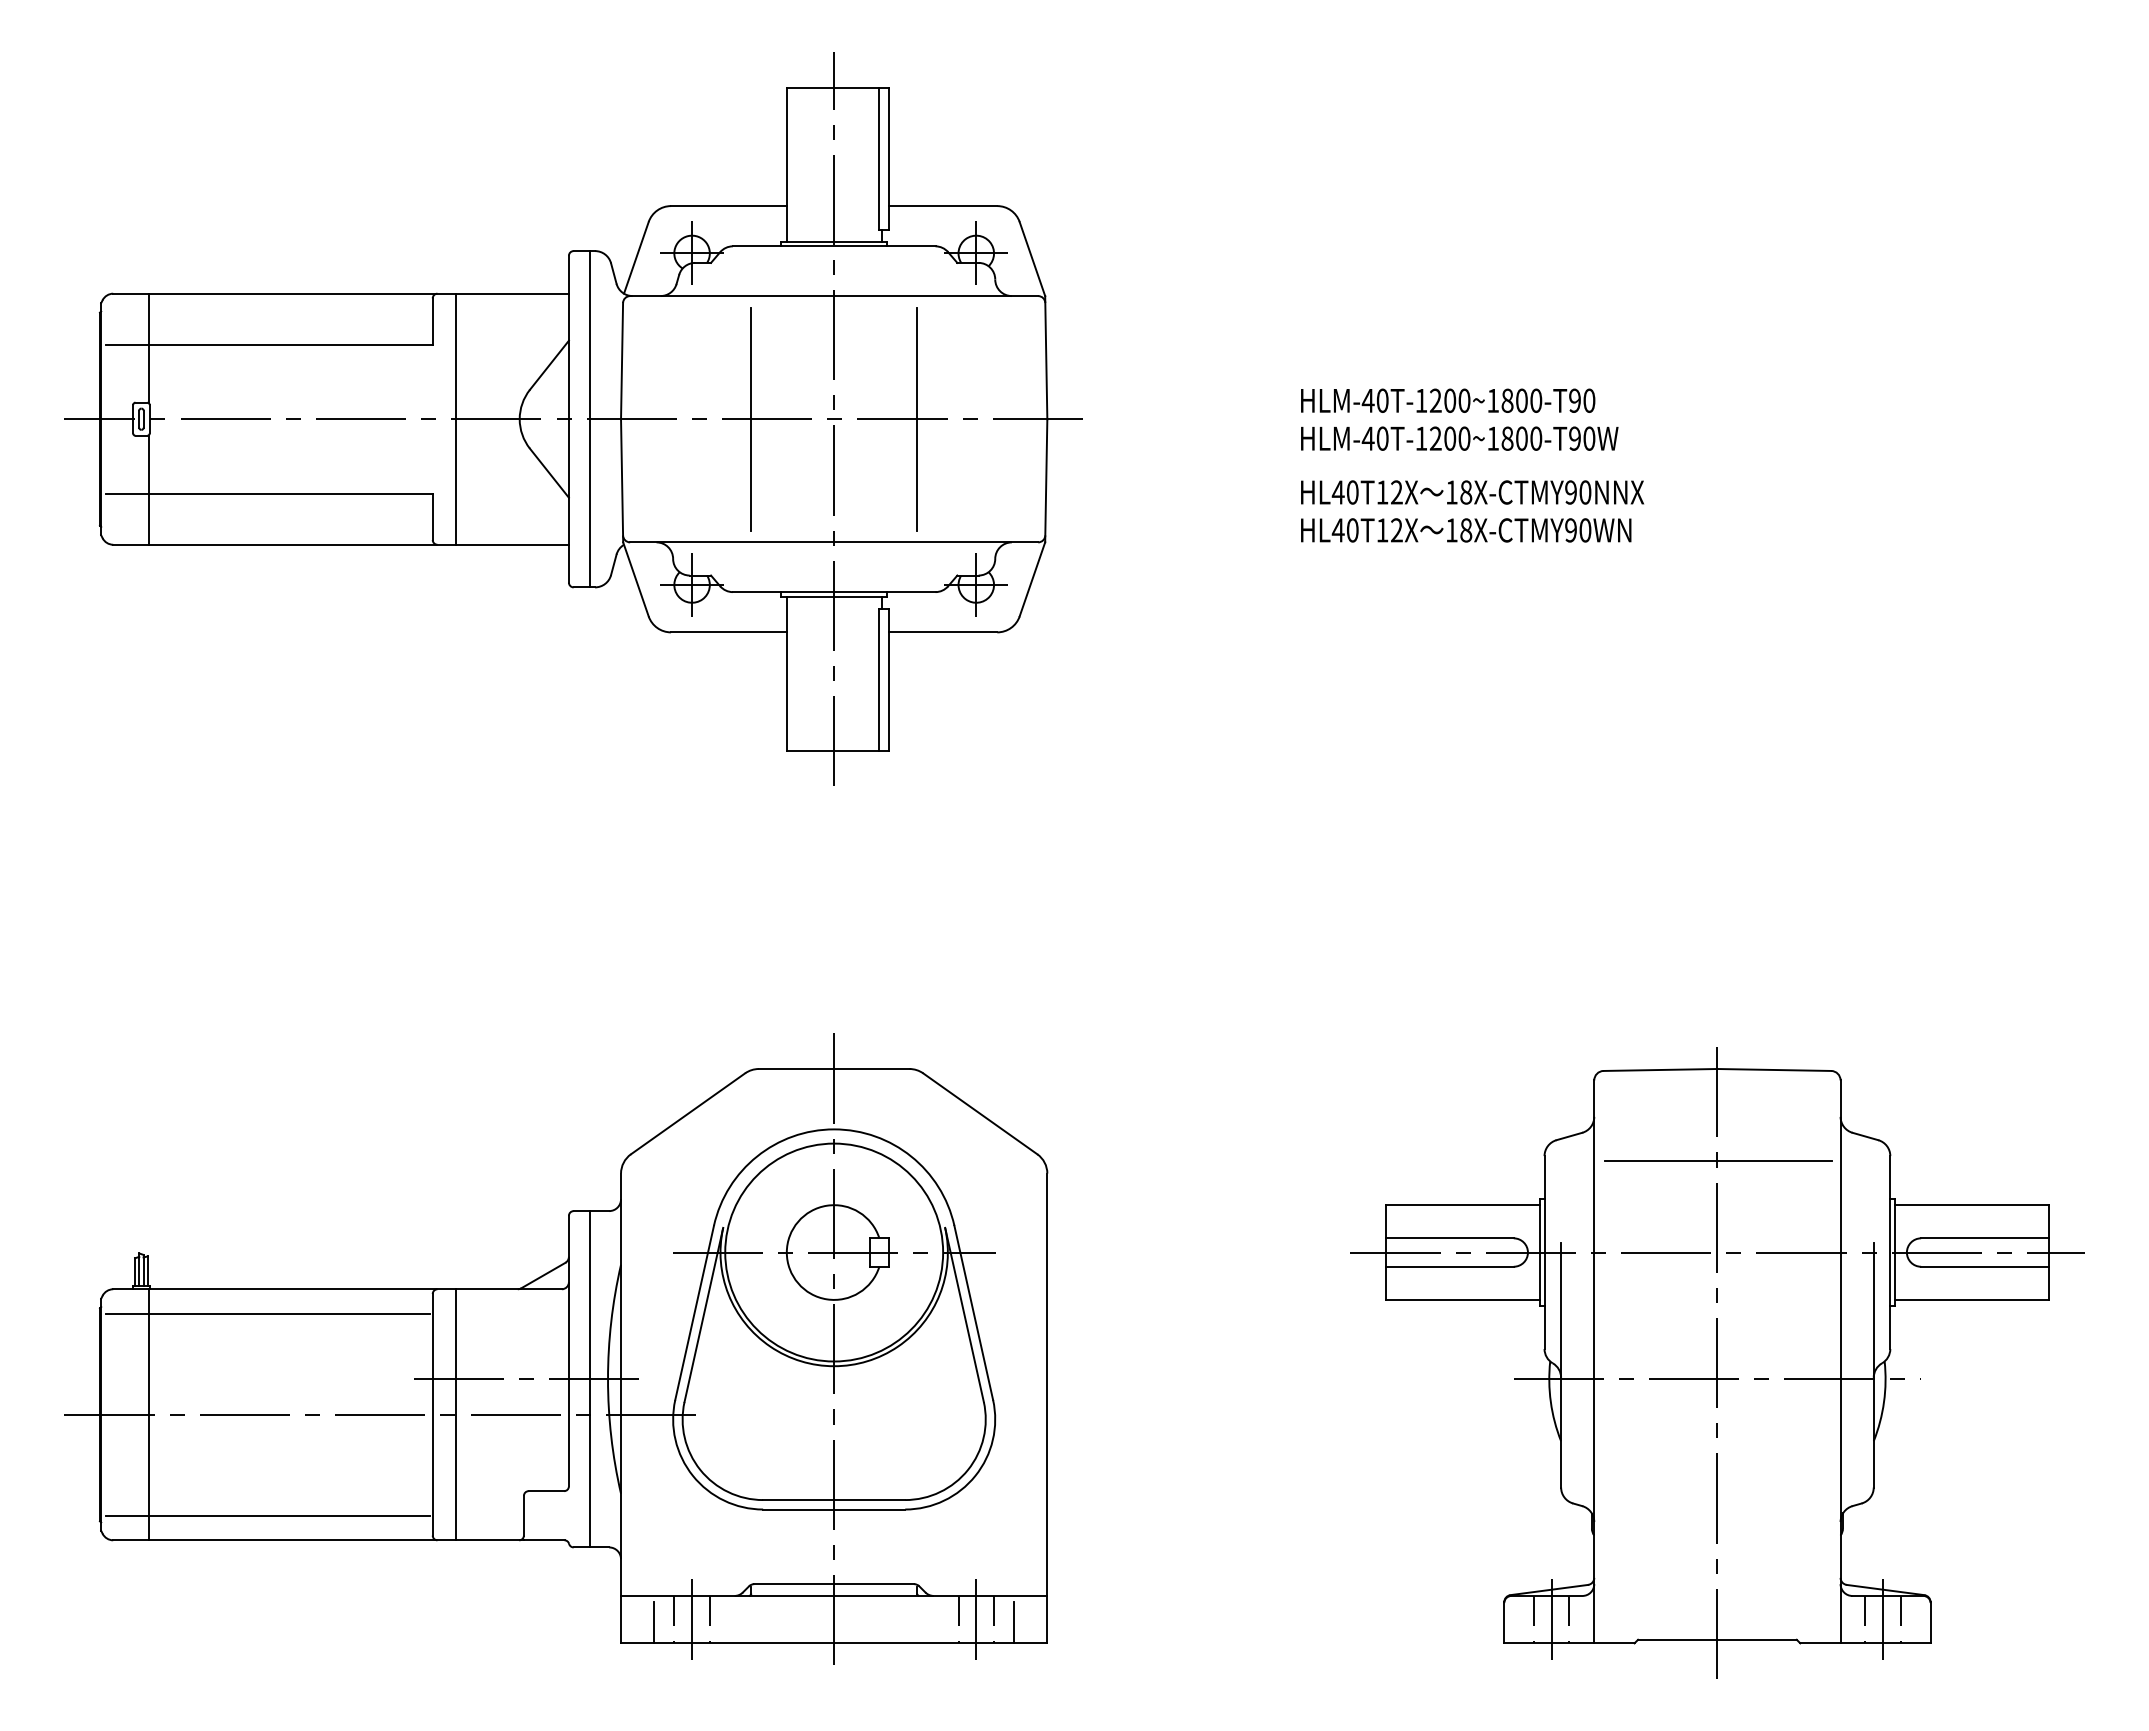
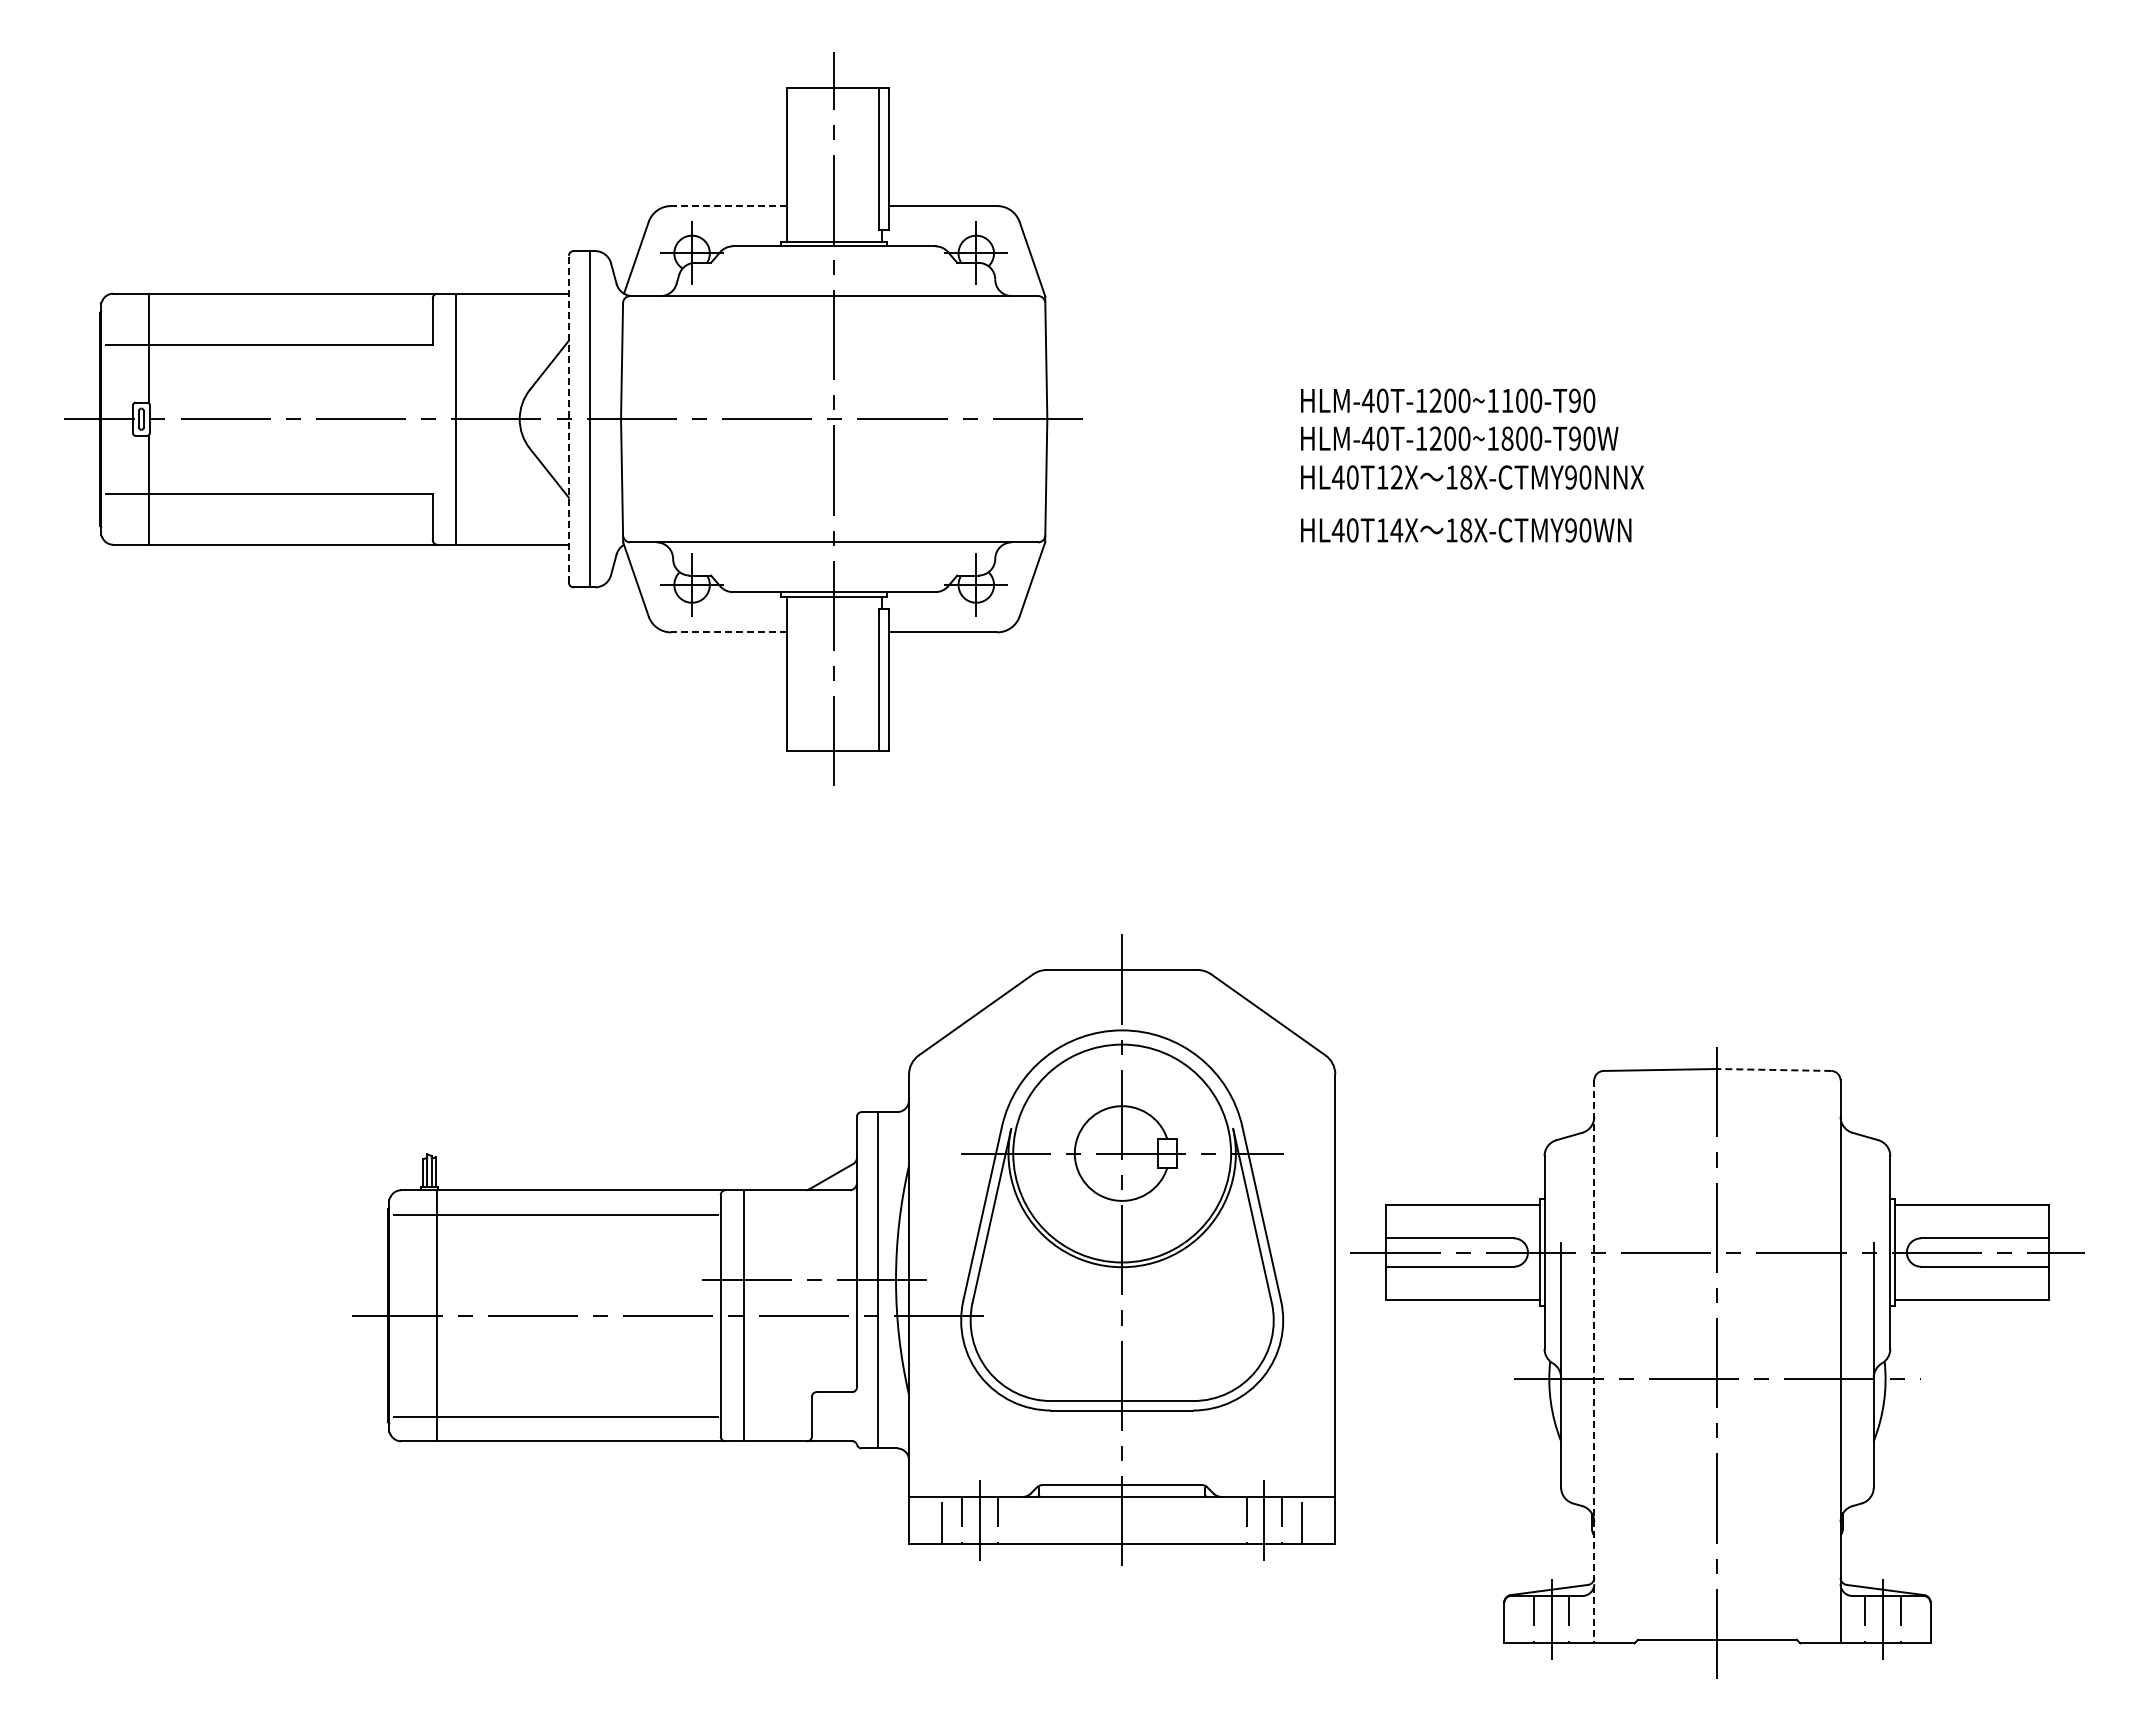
line: solid -> dashed (728, 206)
text: HLM-40T-1200~1800-T90 -> HLM-40T-1200~1100-T90 (1507, 400)
line: solid -> dashed (568, 418)
line: present -> none (751, 418)
line: present -> none (917, 418)
text position: (1472, 492) -> (1472, 477) (1472, 477)
text: HL40T12X -> HL40T14X (1396, 530)
line: solid -> dashed (728, 632)
line: solid -> dashed (1774, 1069)
line: present -> none (1717, 1161)
part position: (556, 1348) -> (844, 1249) (844, 1249)
line: solid -> dashed (1594, 1362)
